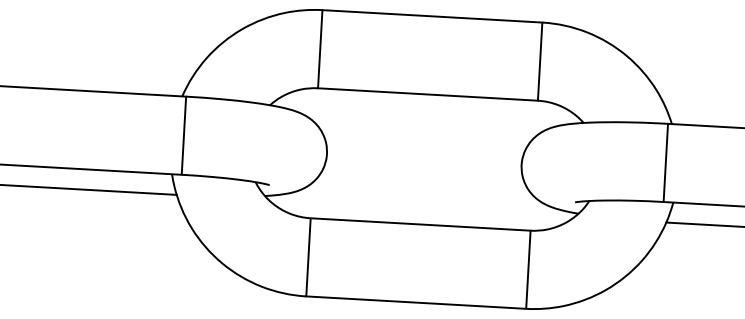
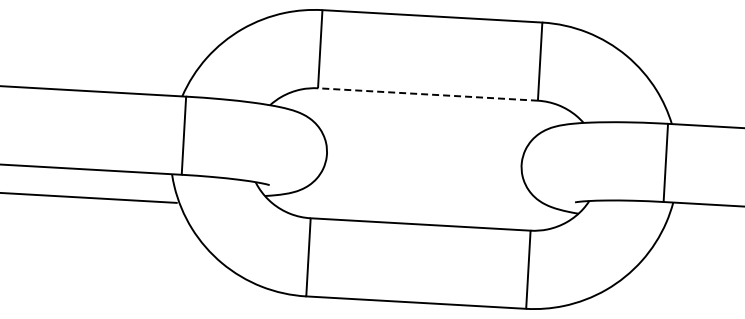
line: solid -> dashed (427, 94)
line position: (89, 189) -> (89, 197) (89, 197)
line: present -> none (703, 224)
